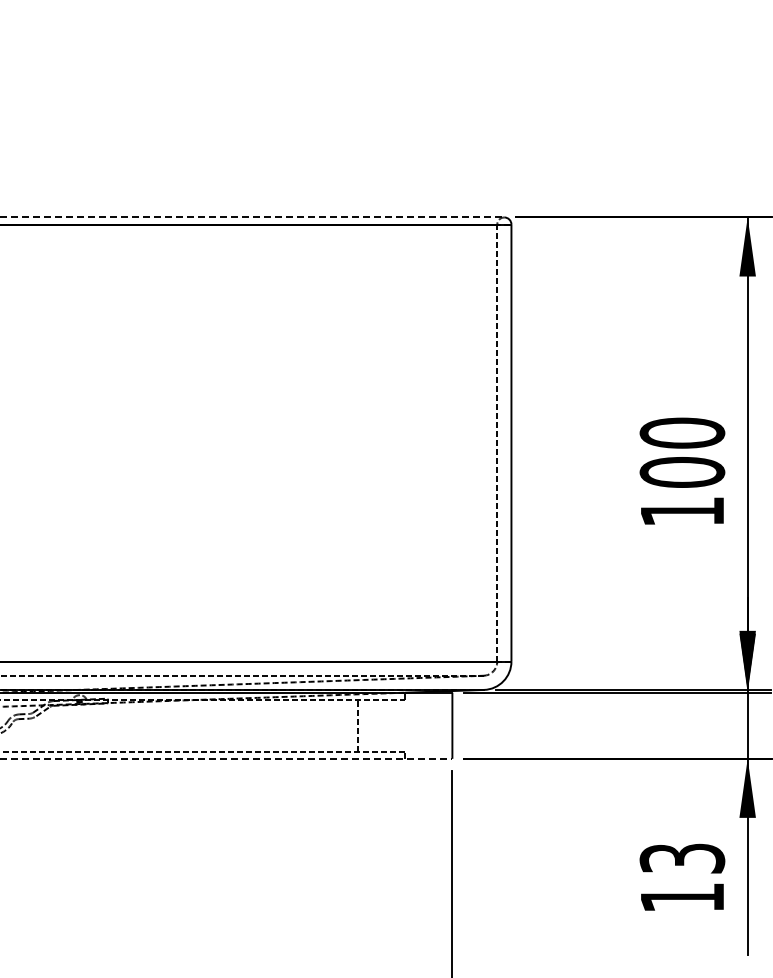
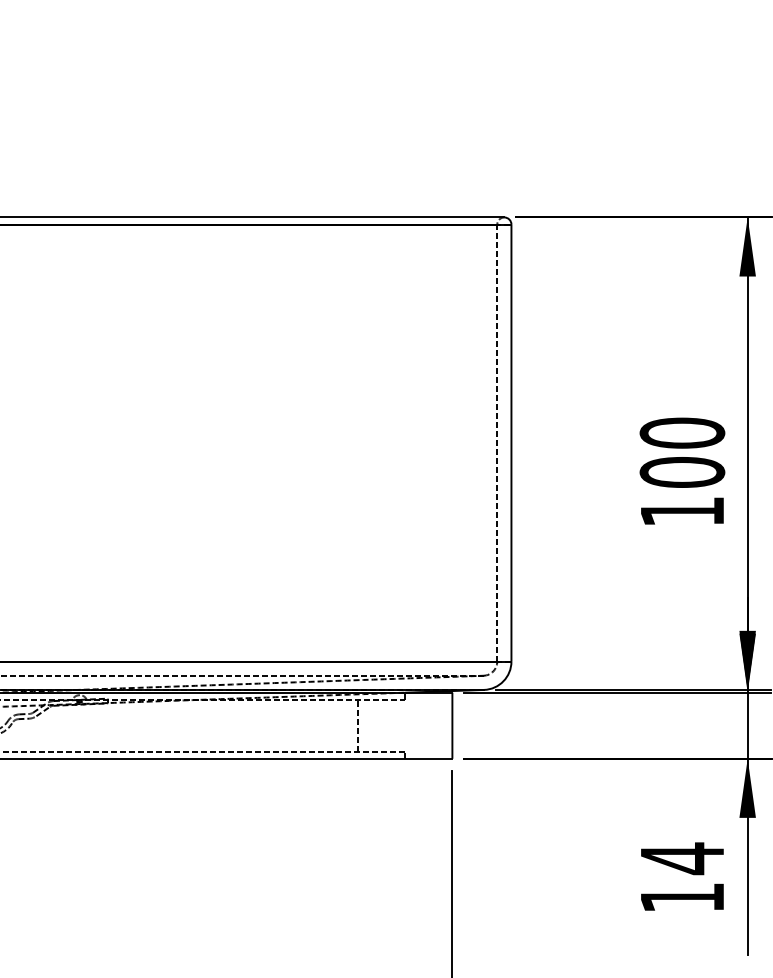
line: dashed -> solid (252, 217)
line: dashed -> solid (226, 758)
text: 13 -> 14 (682, 858)
